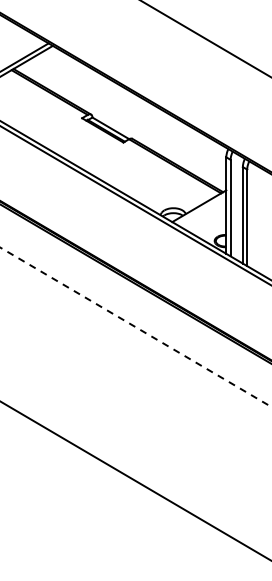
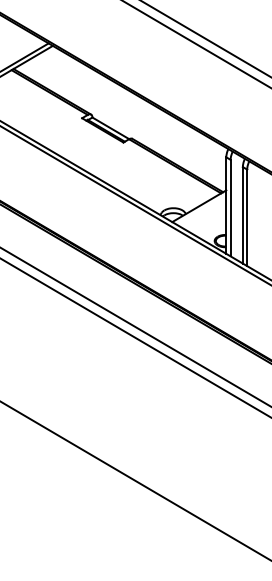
line: none -> present (196, 44)
line: dashed -> solid (136, 327)
line: none -> present (135, 337)
